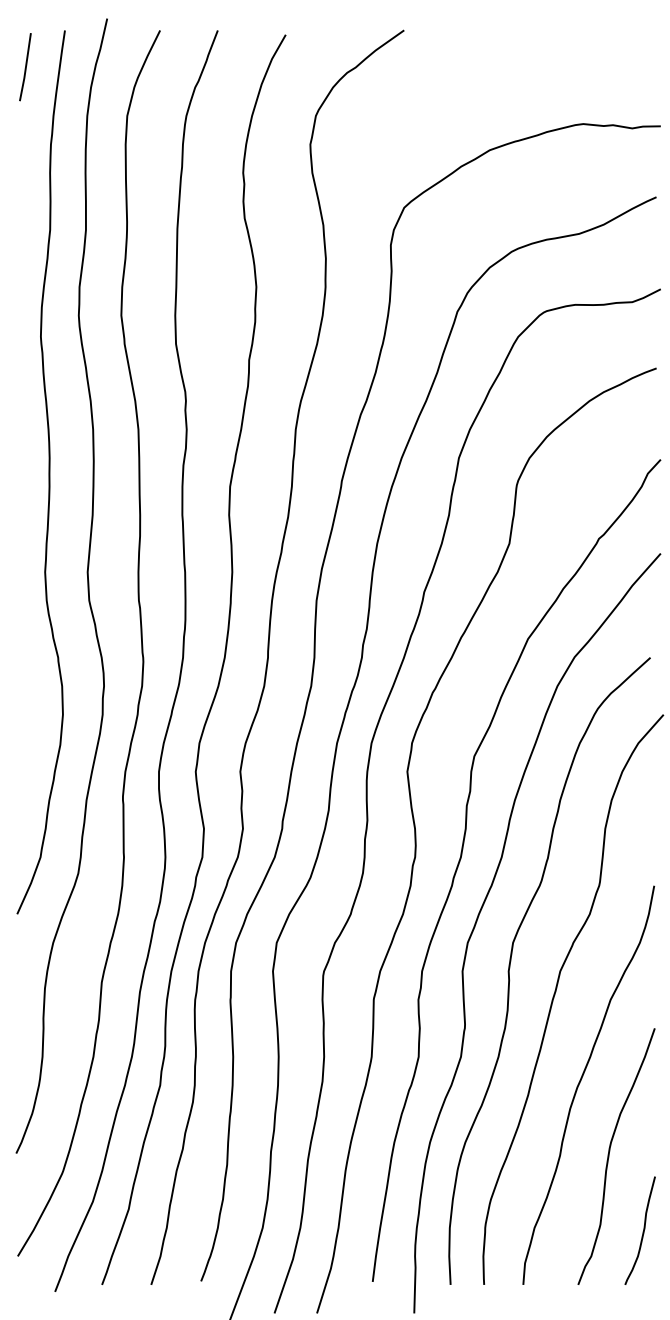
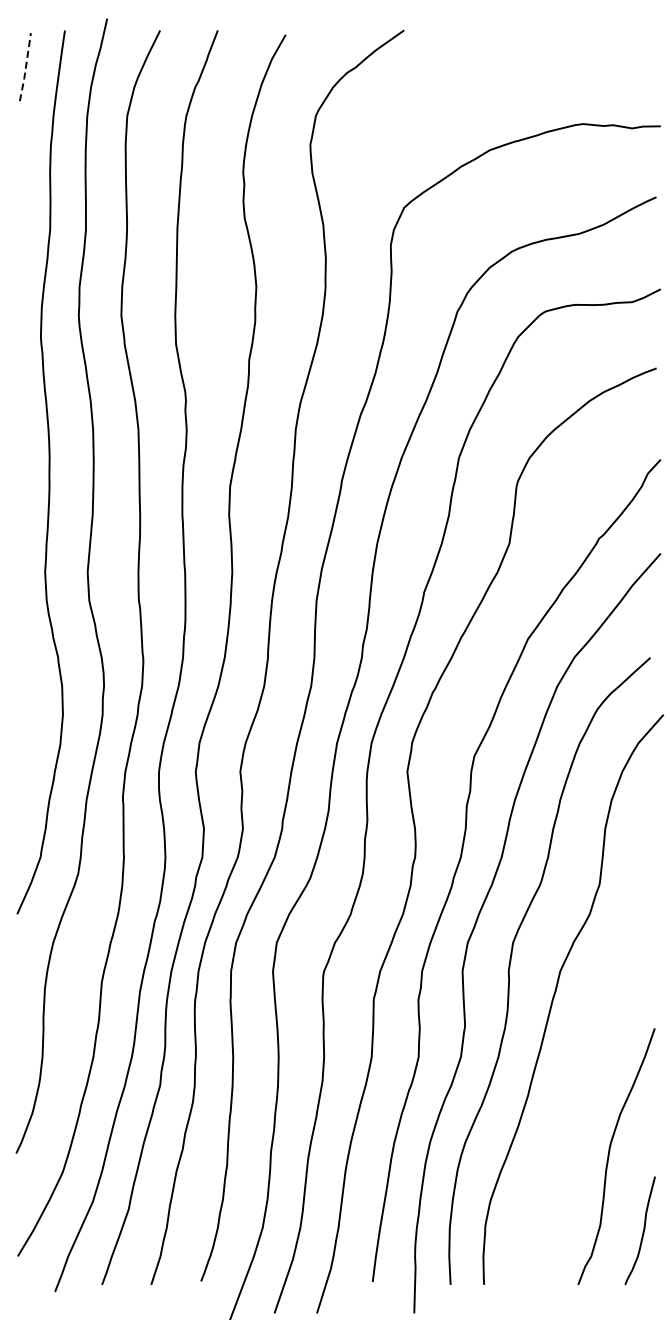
line: solid -> dashed (25, 67)
curve: present -> none (581, 1081)
